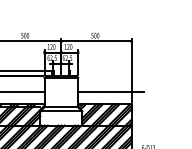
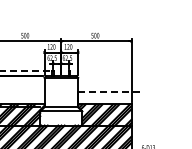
line: solid -> dashed (24, 70)
line: present -> none (23, 91)
line: solid -> dashed (110, 91)
